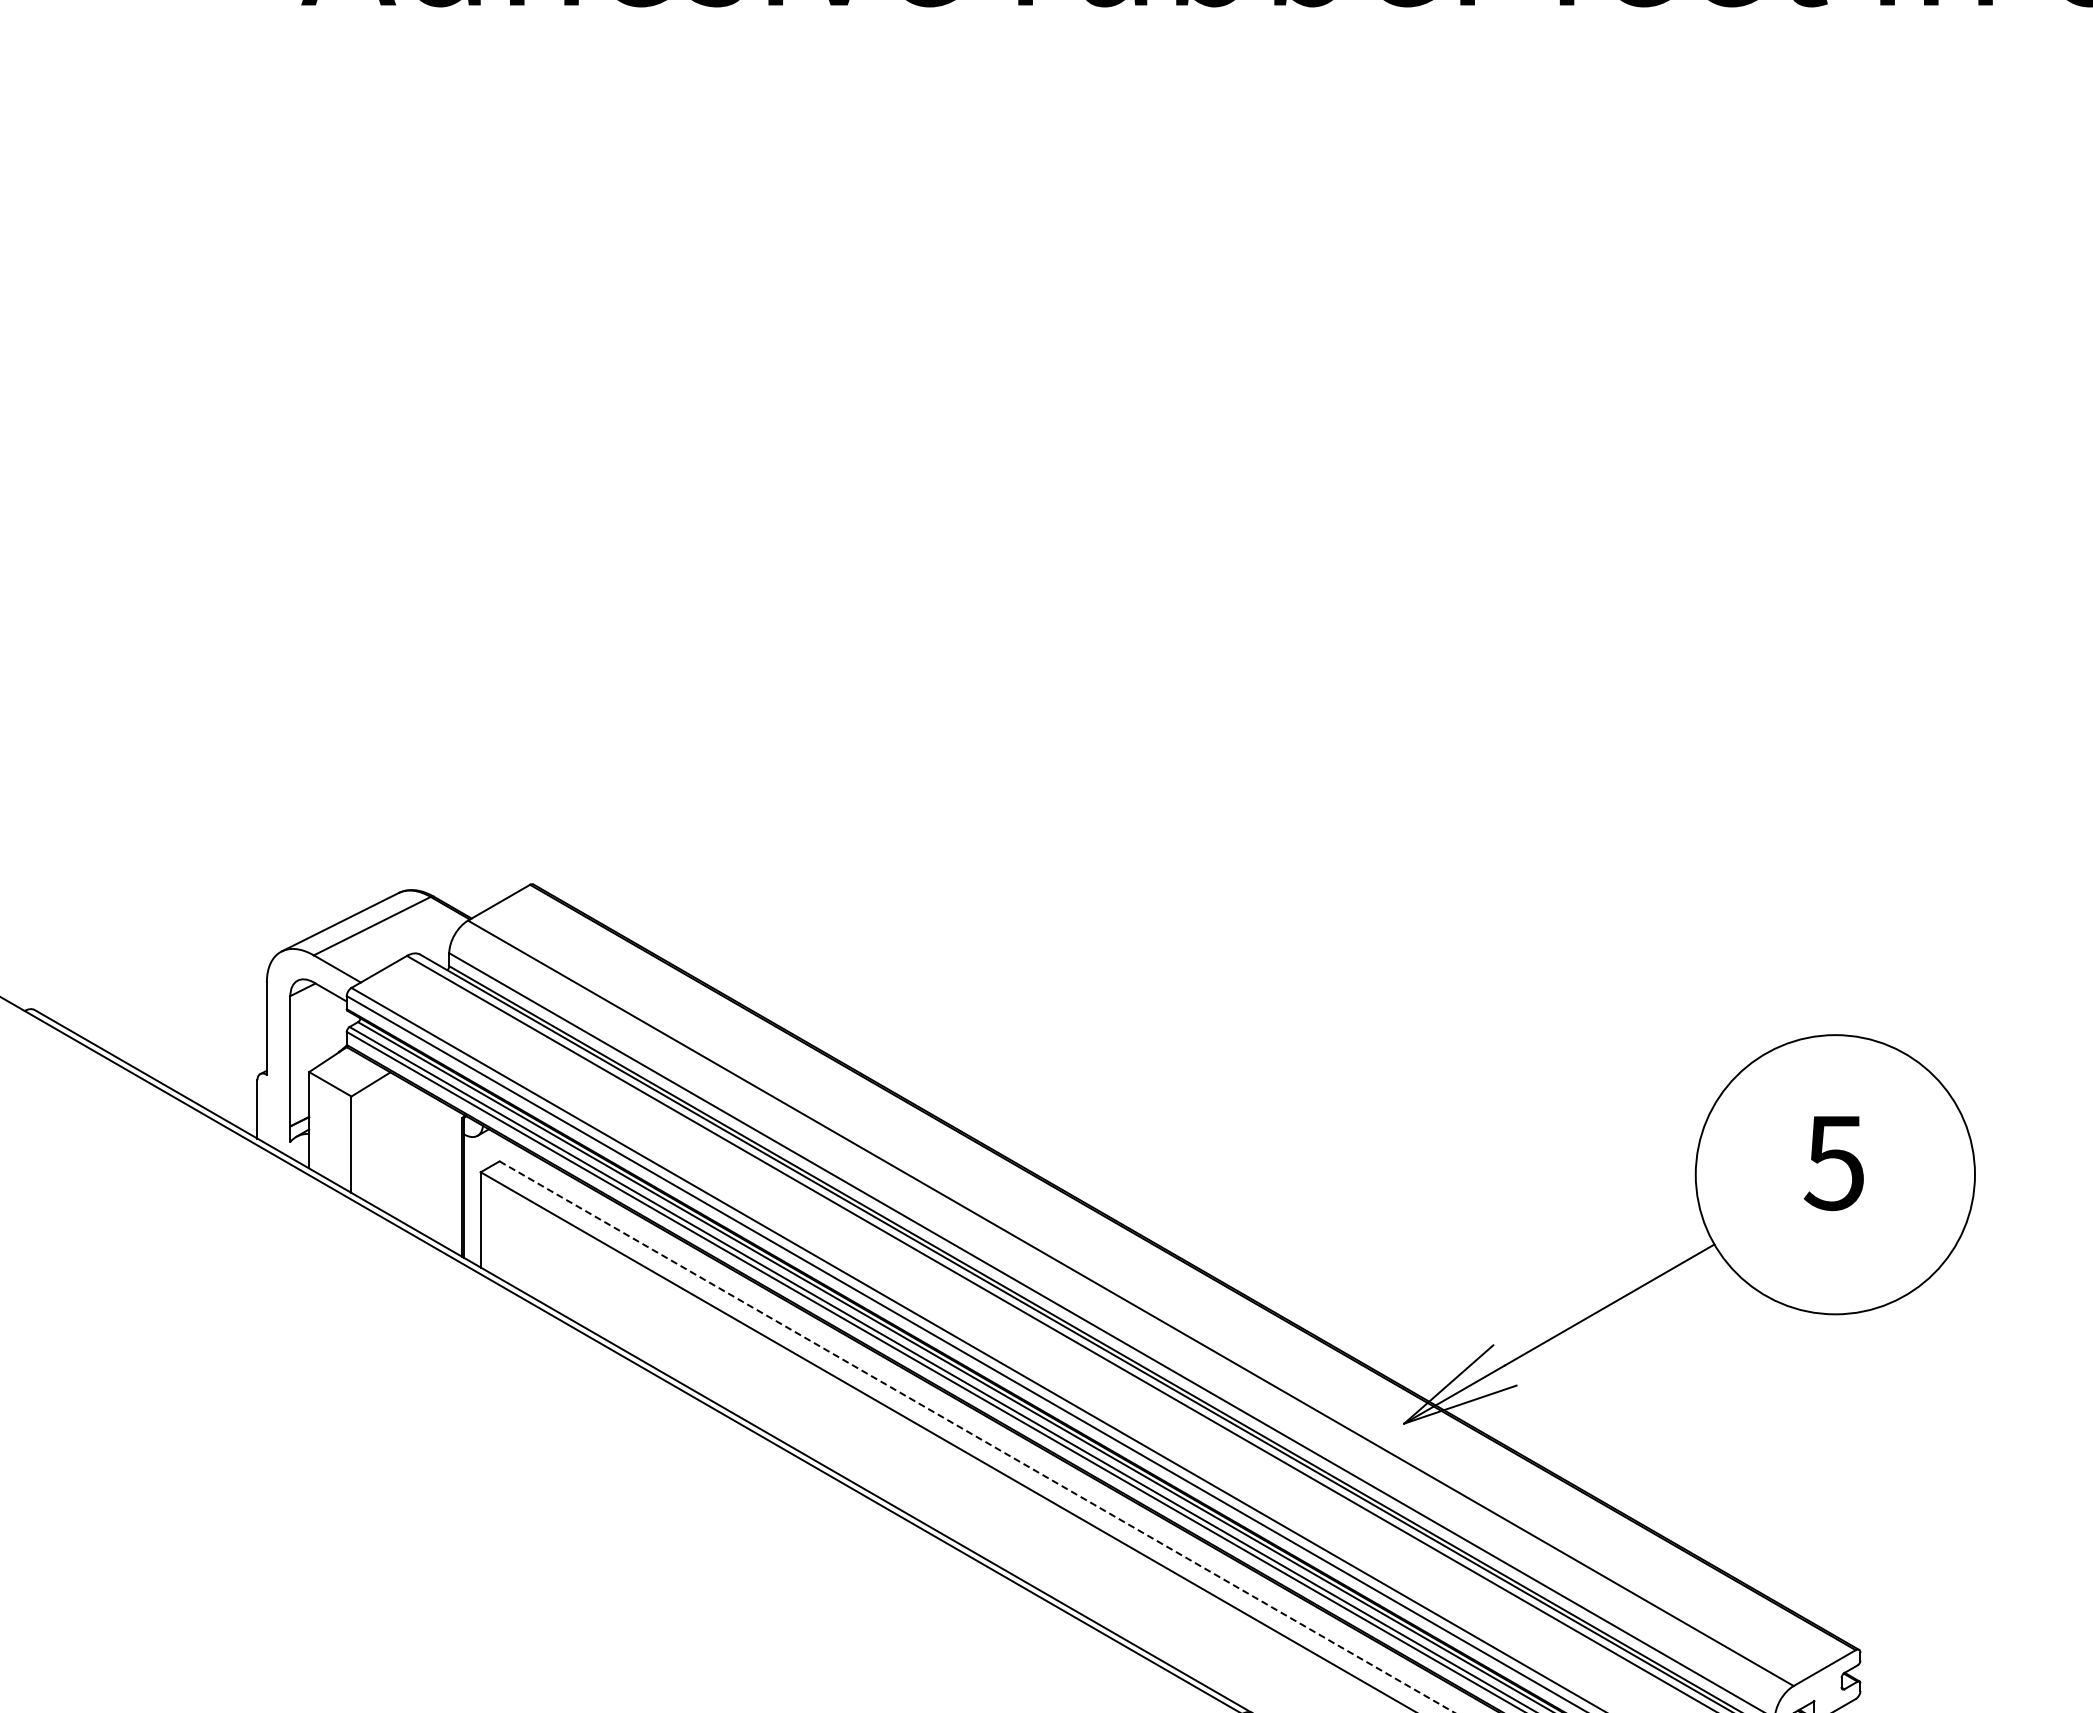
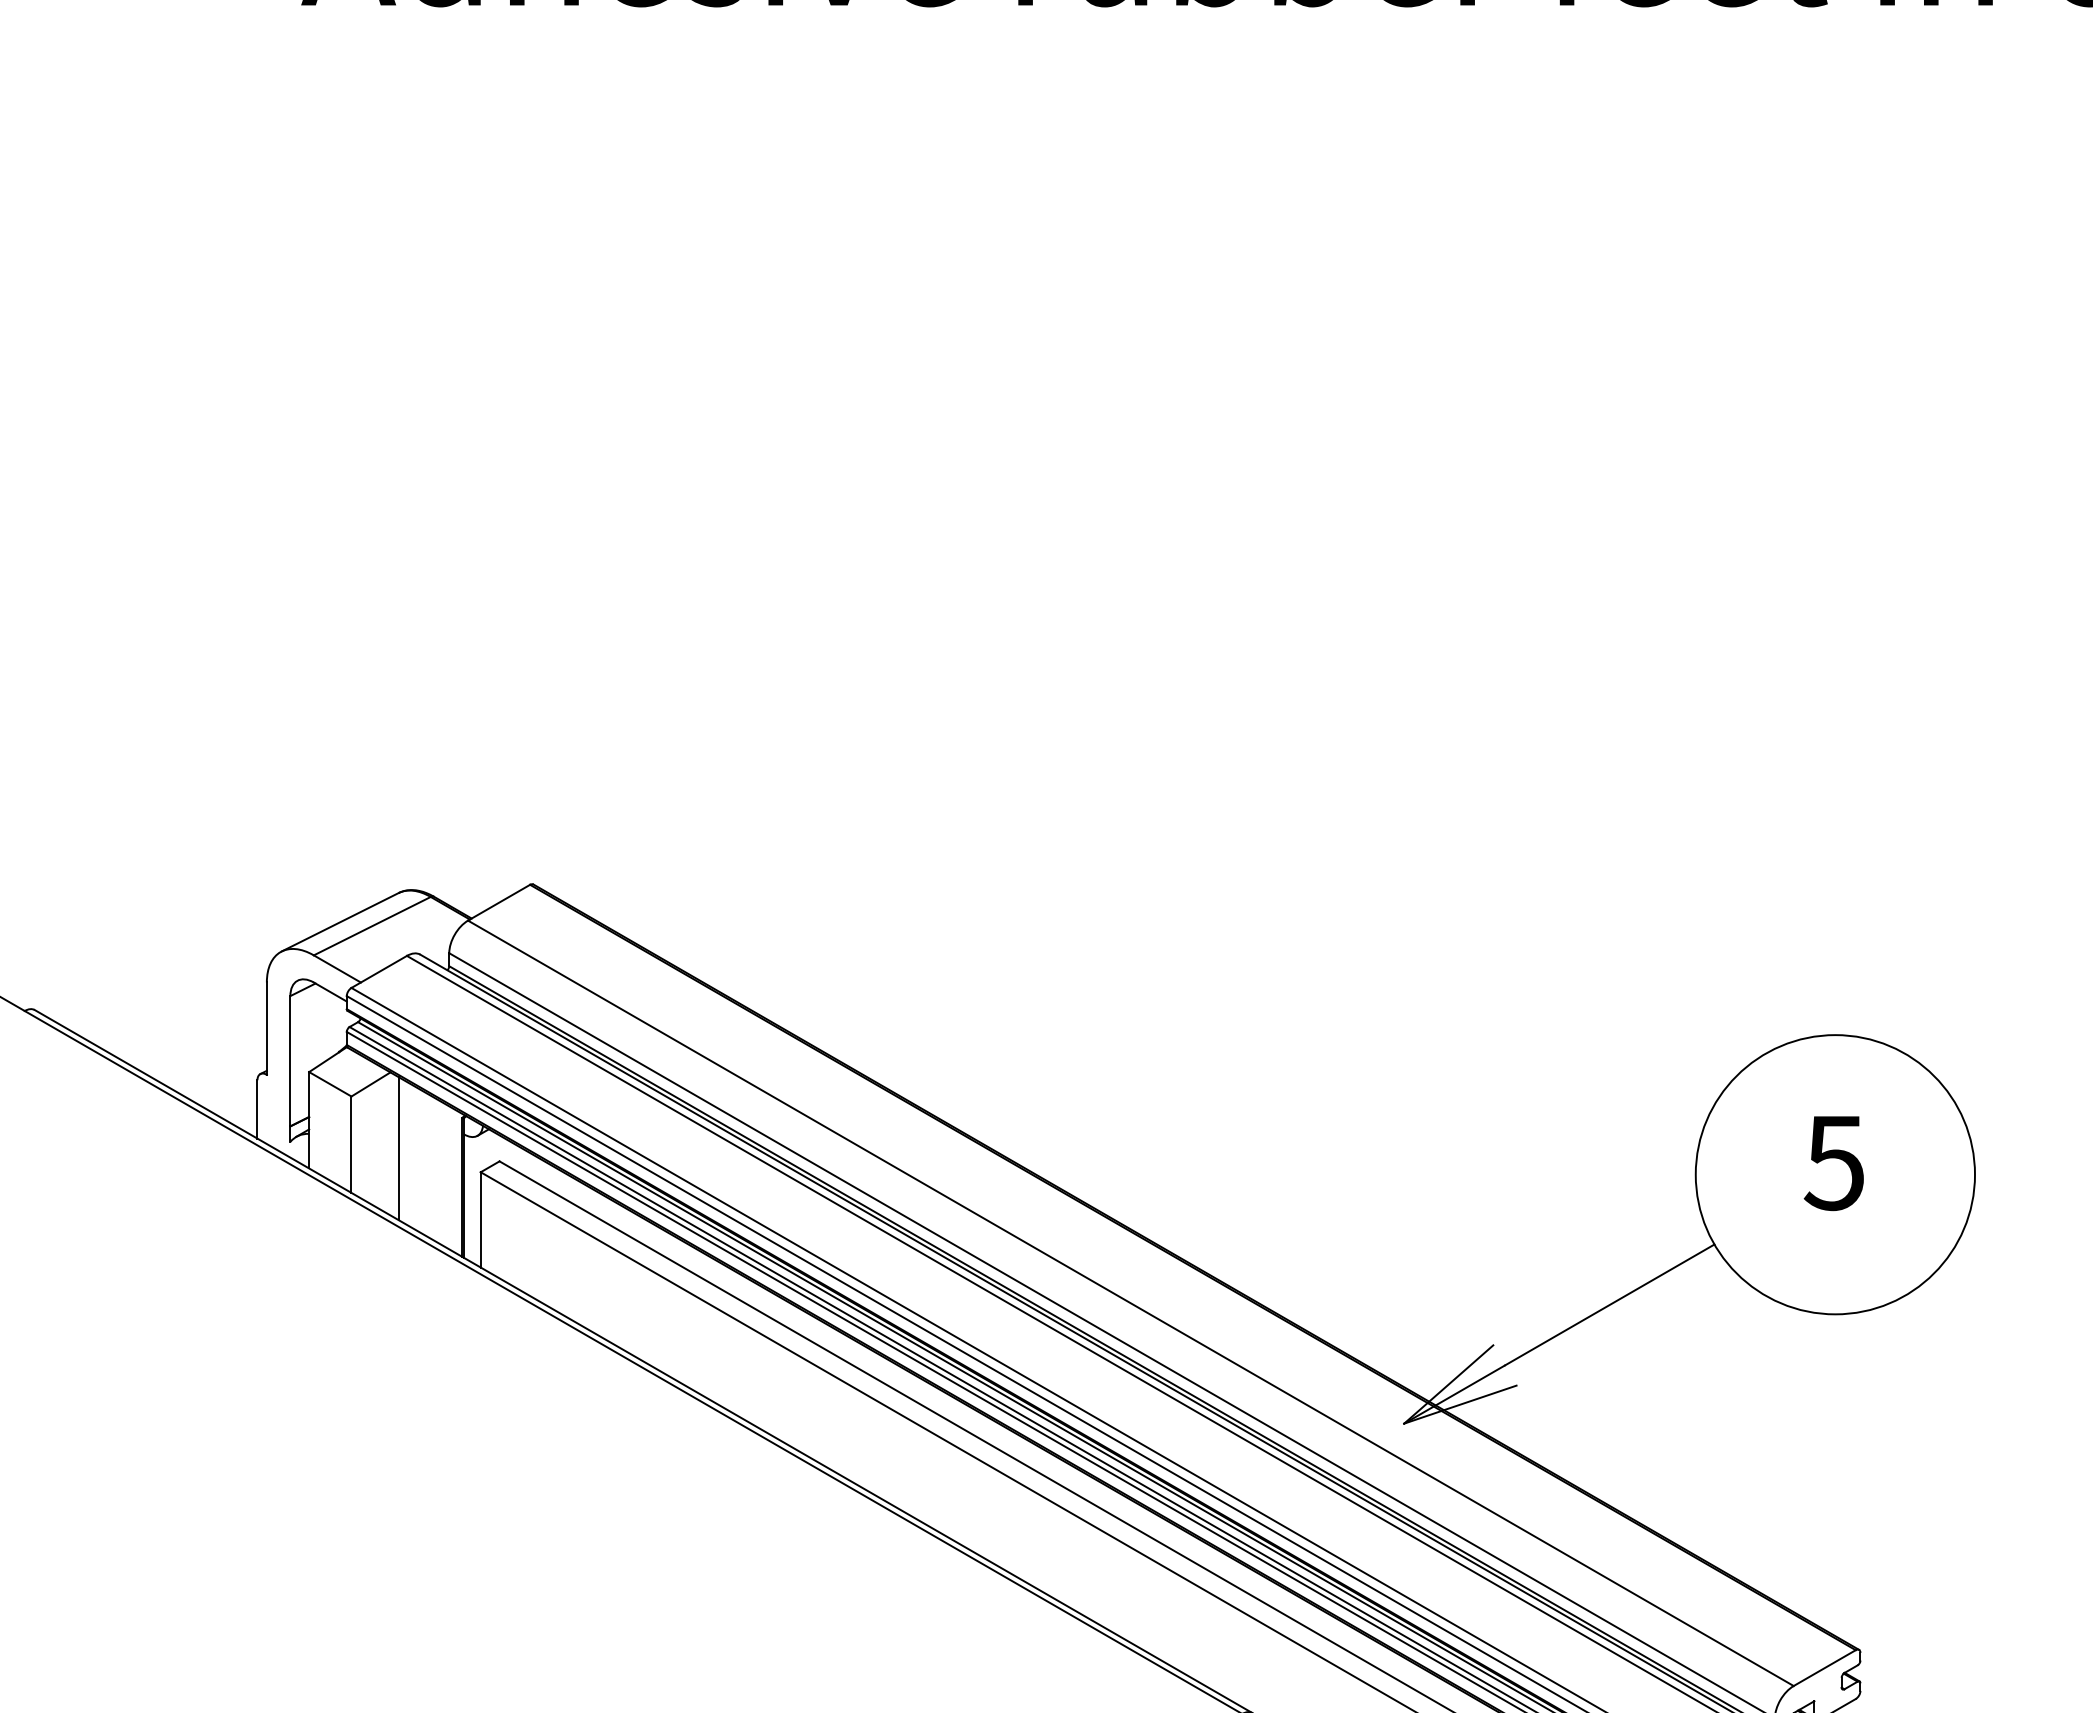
line: none -> present (398, 1148)
line: dashed -> solid (977, 1437)
